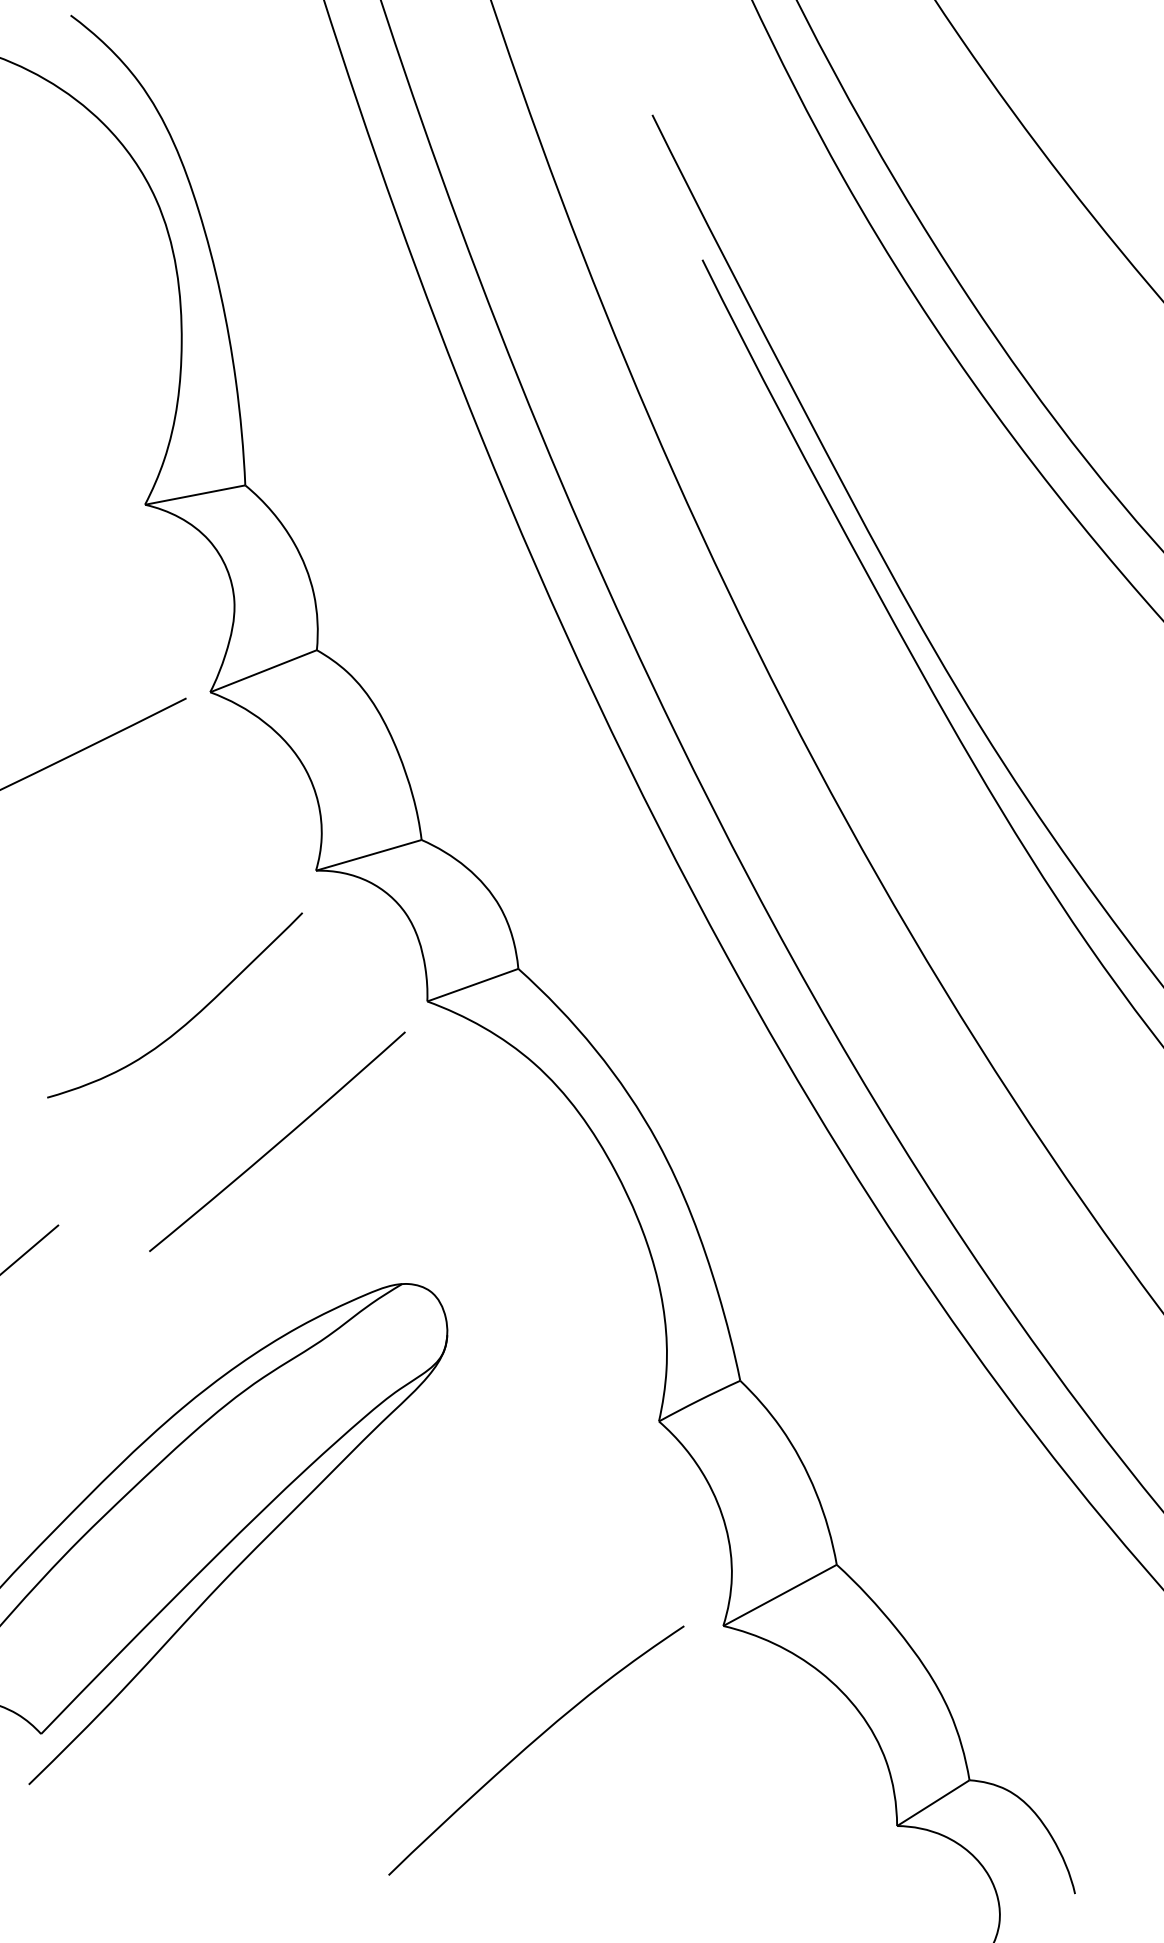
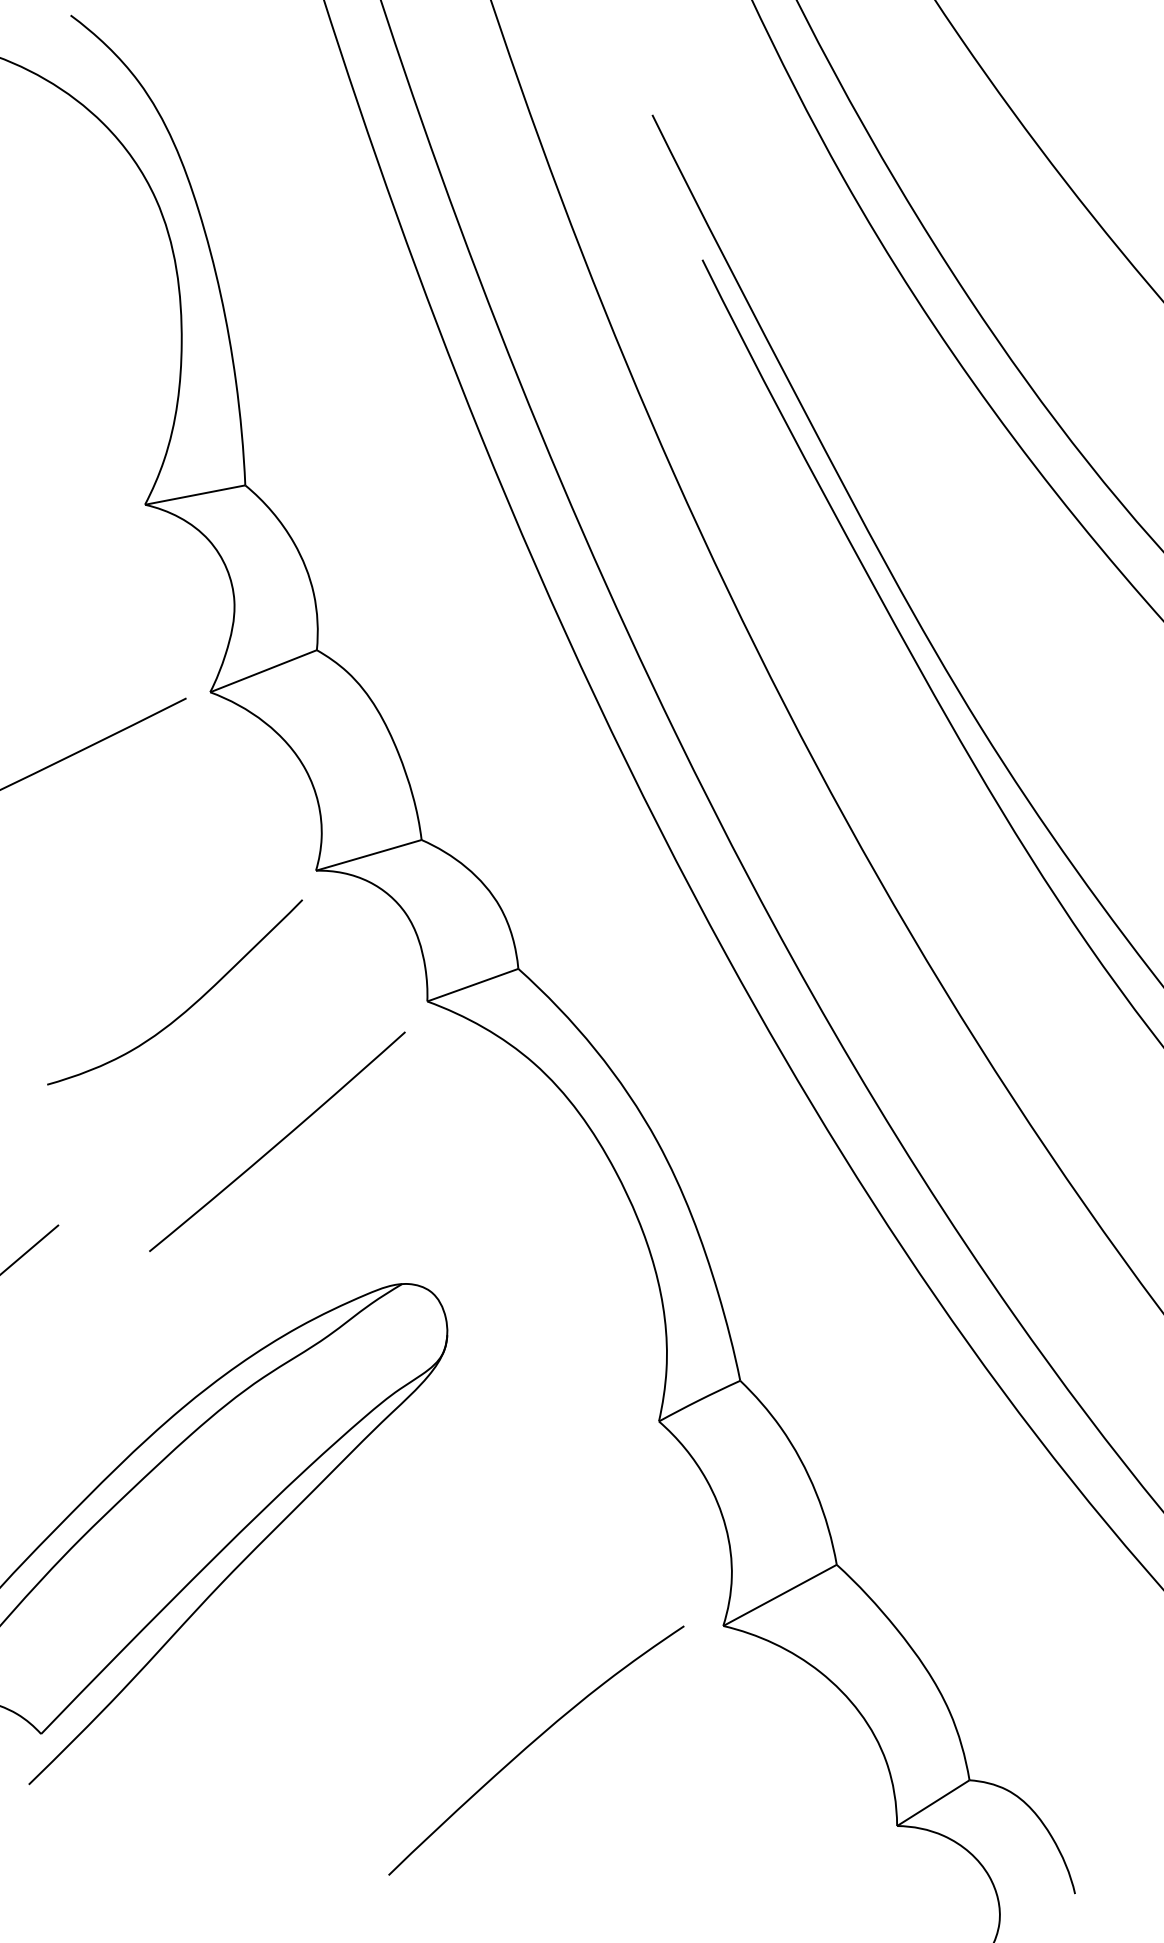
curve position: (188, 1020) -> (188, 1007) (188, 1007)
